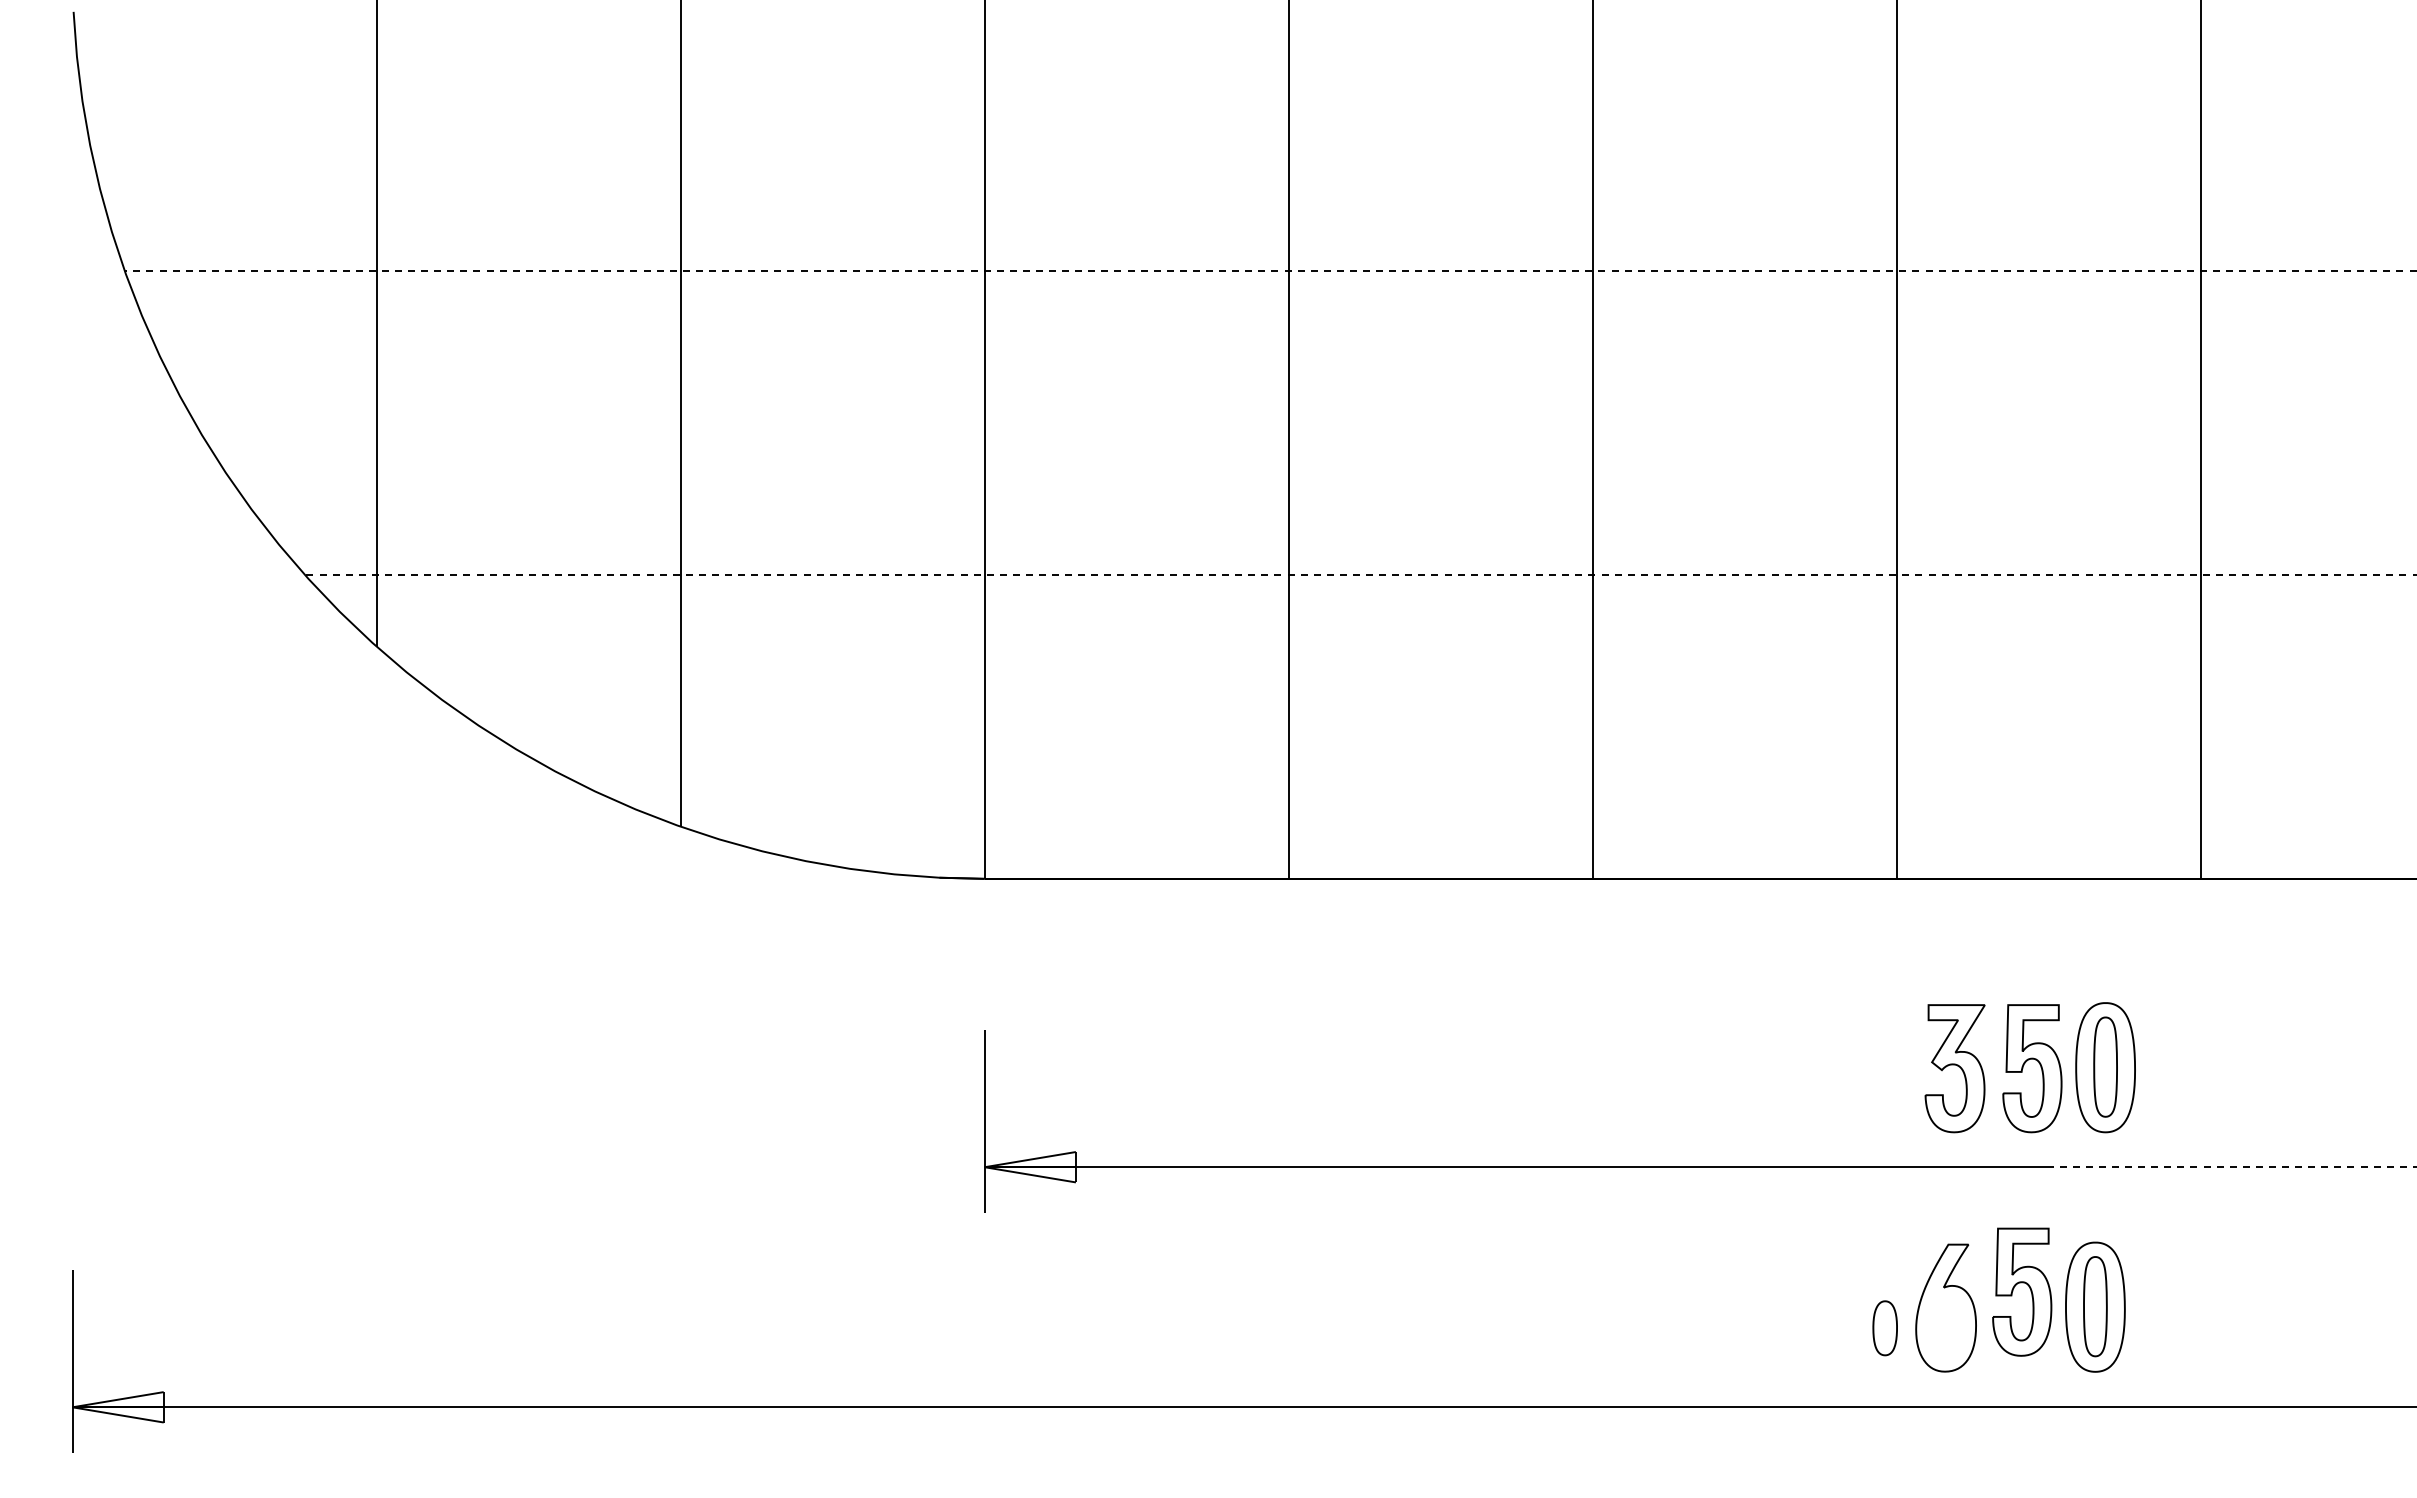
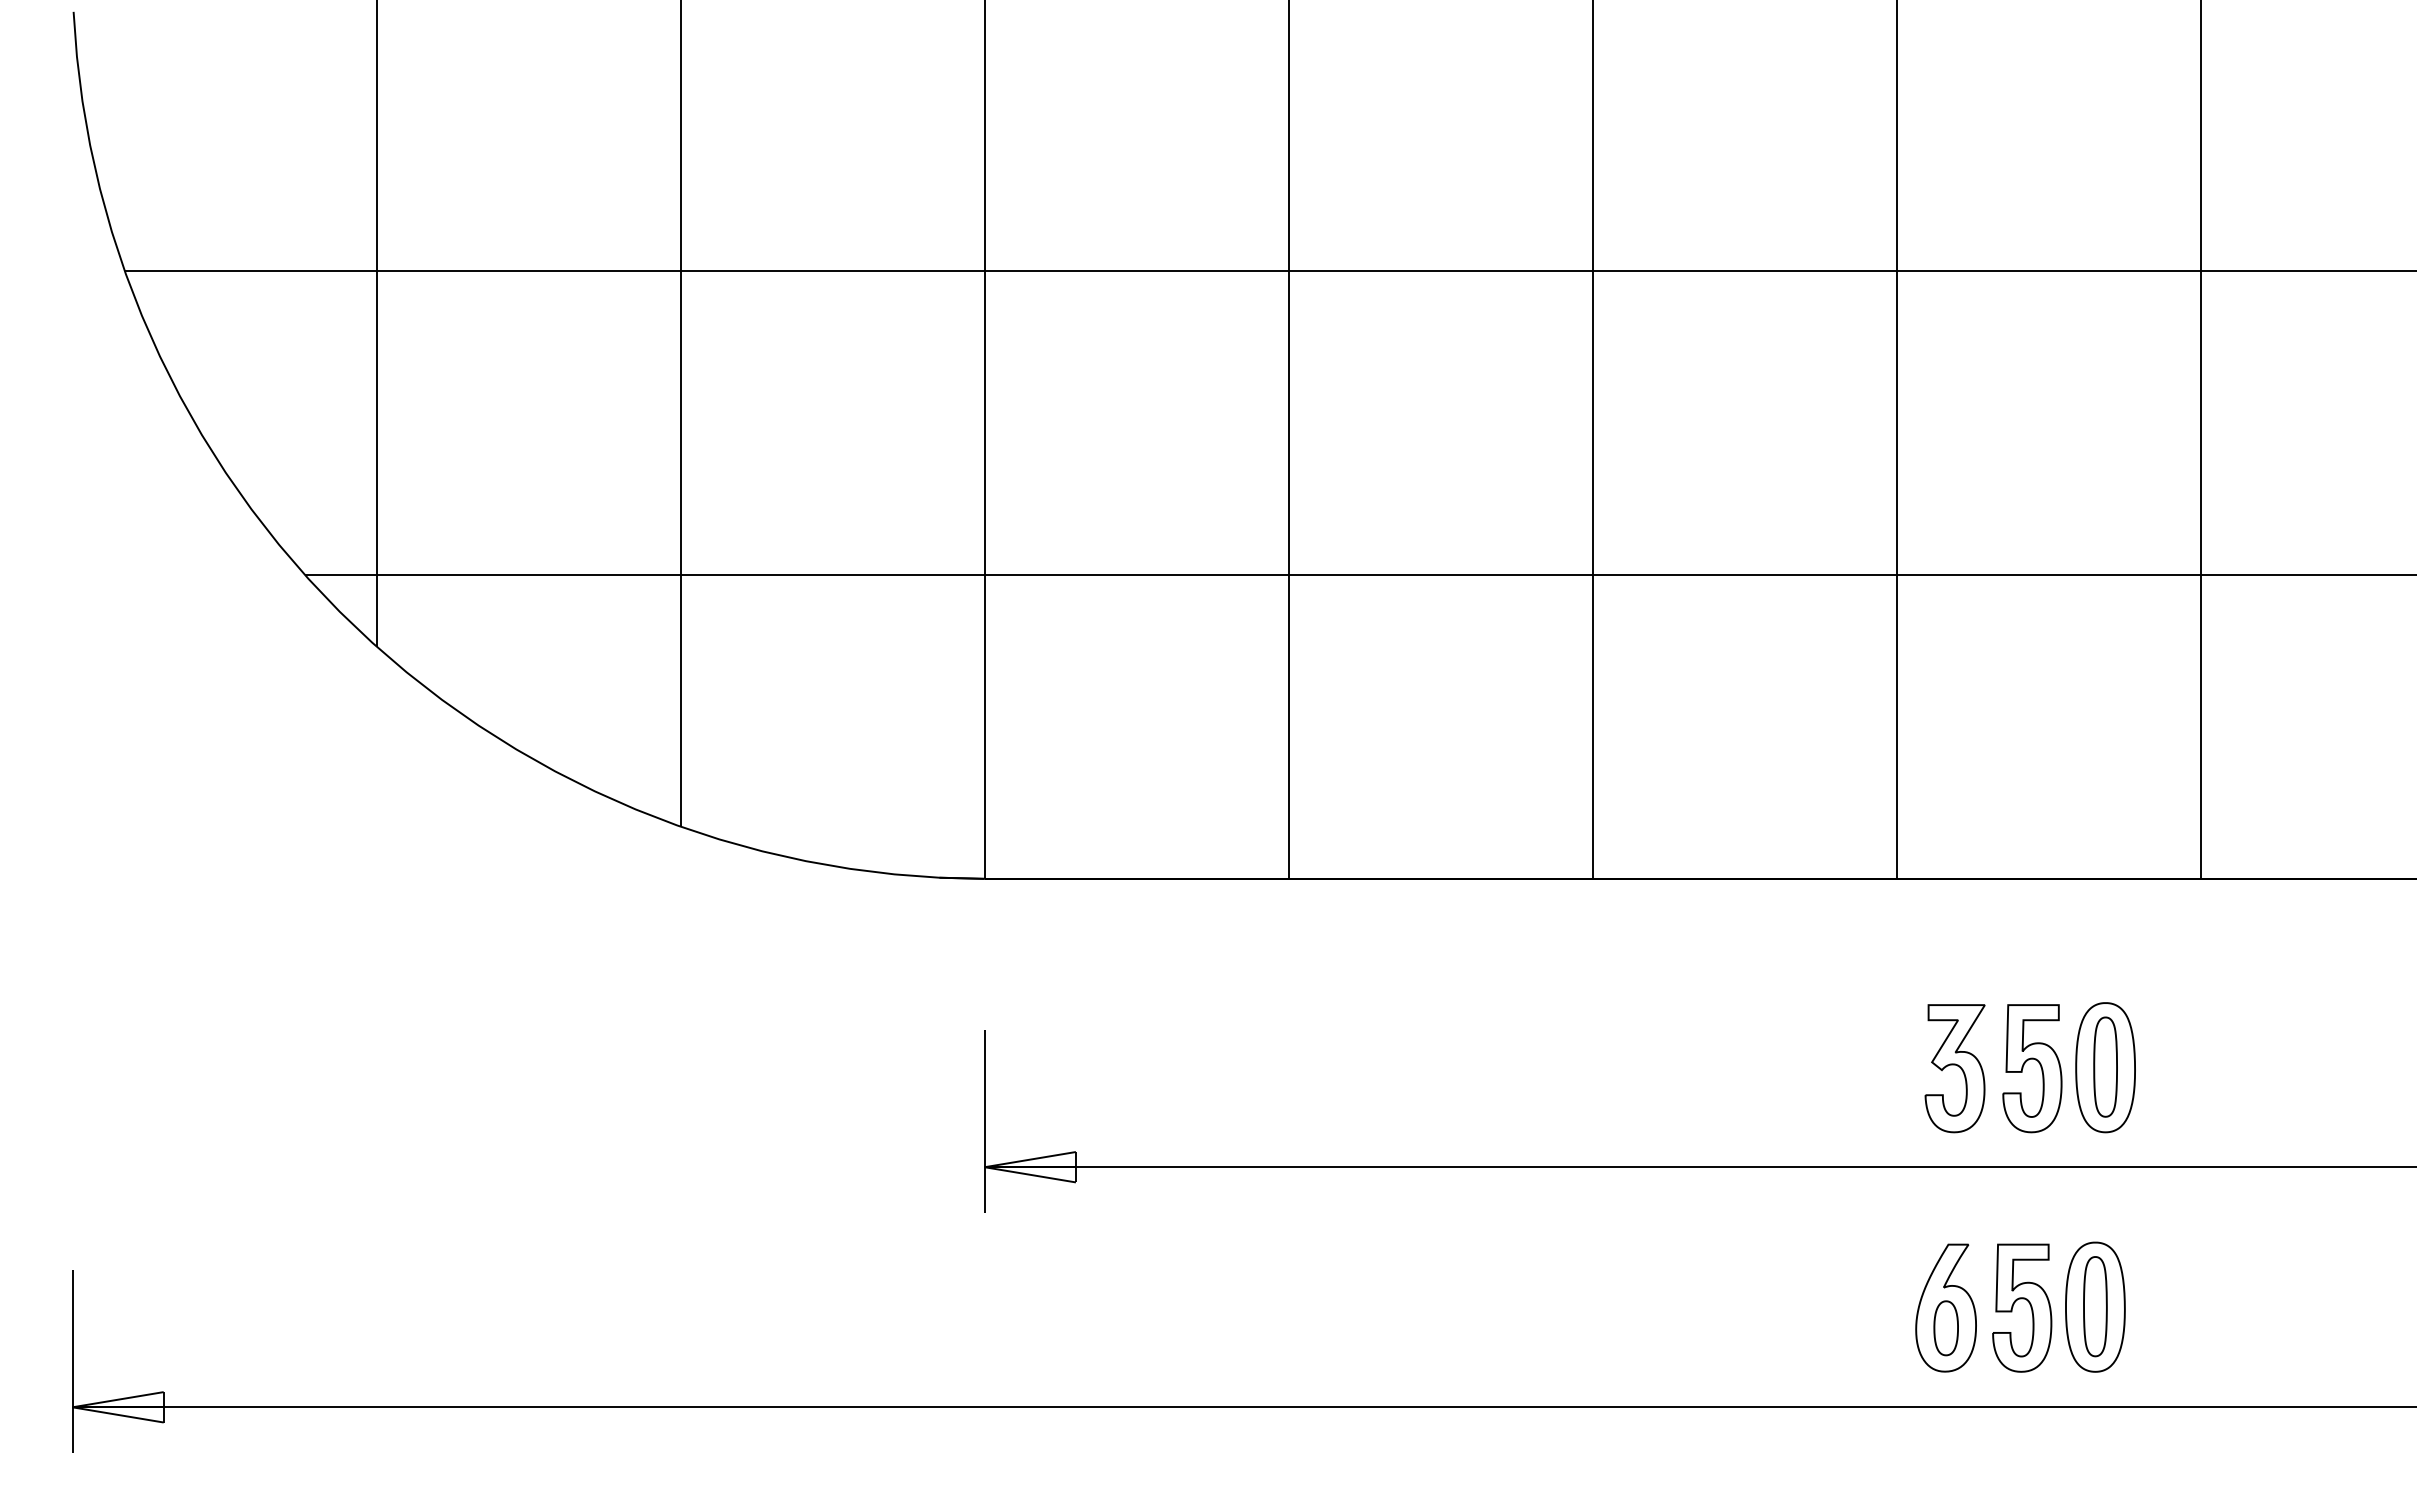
line: dashed -> solid (1270, 270)
line: dashed -> solid (1360, 574)
line: dashed -> solid (2232, 1167)
part position: (2029, 1288) -> (2029, 1304) (2029, 1304)
part position: (1884, 1328) -> (1945, 1328) (1945, 1328)
